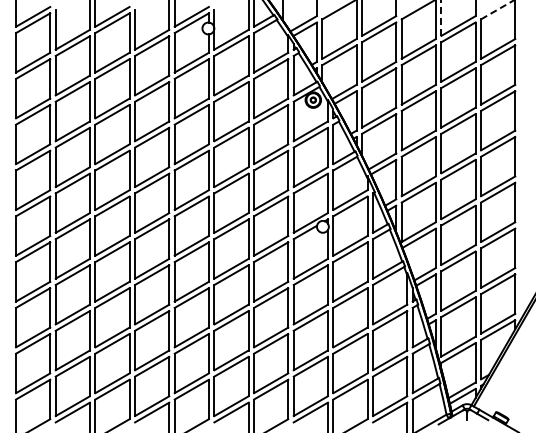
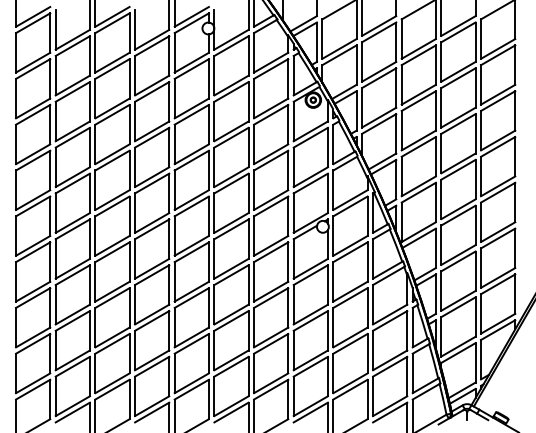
line: dashed -> solid (498, 9)
line: dashed -> solid (441, 18)
